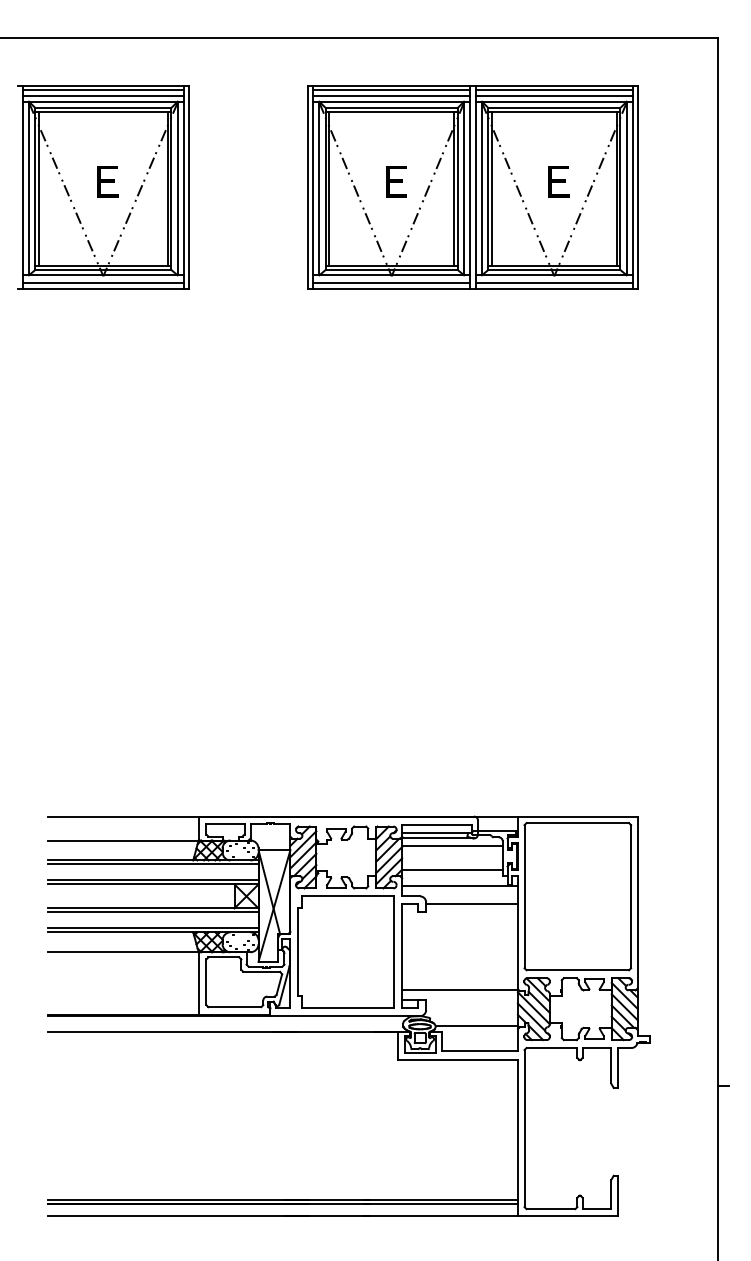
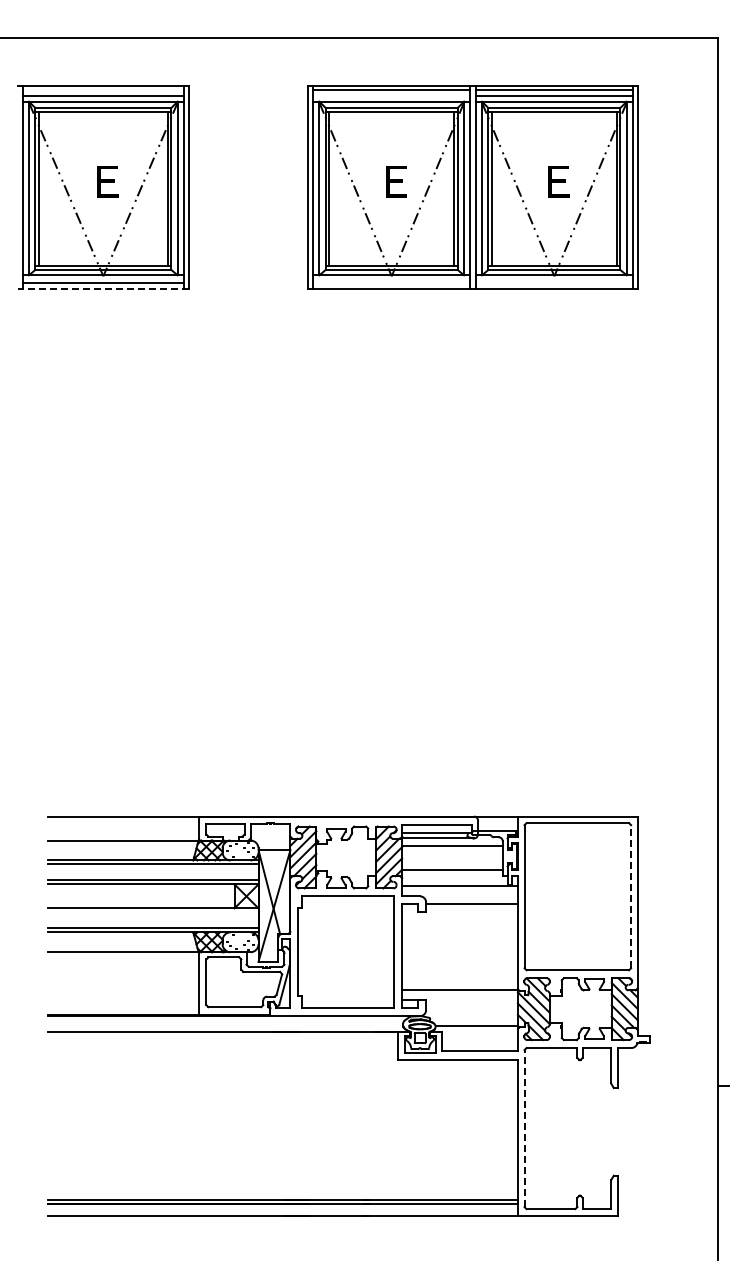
line: present -> none (103, 89)
line: present -> none (391, 95)
line: present -> none (391, 283)
line: present -> none (554, 283)
line: solid -> dashed (102, 289)
line: solid -> dashed (631, 896)
line: present -> none (153, 912)
line: solid -> dashed (524, 1128)
